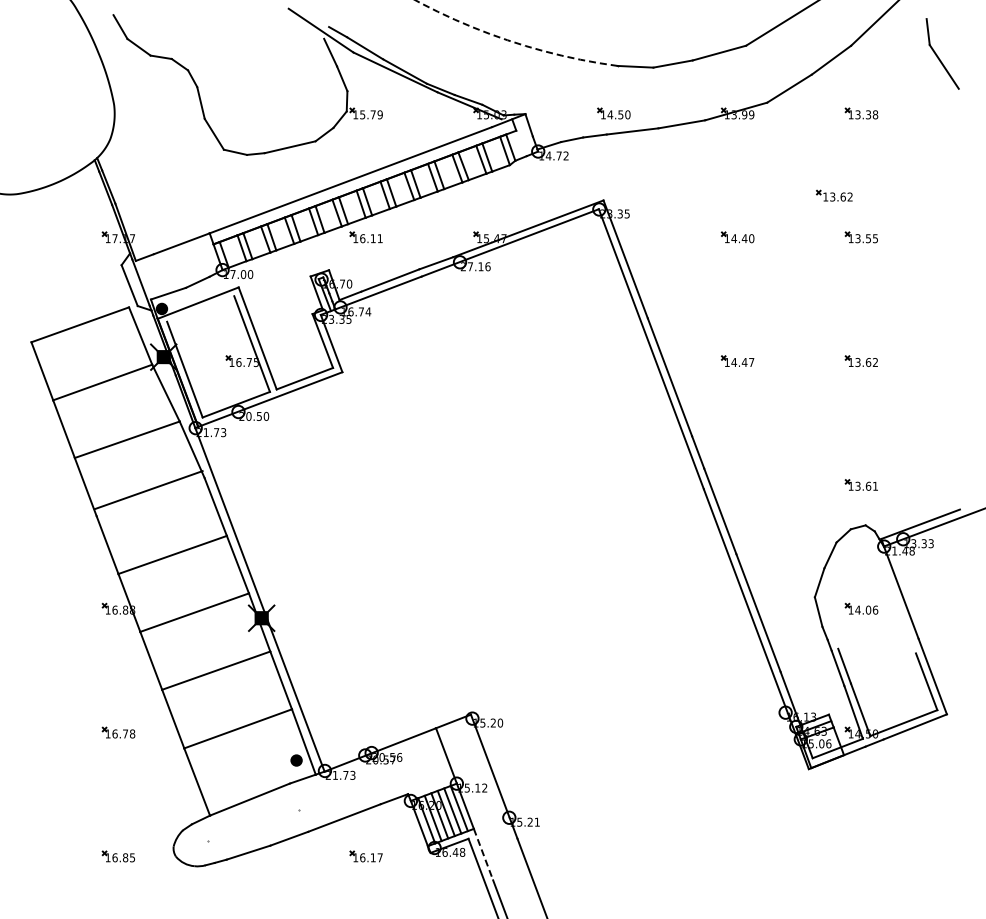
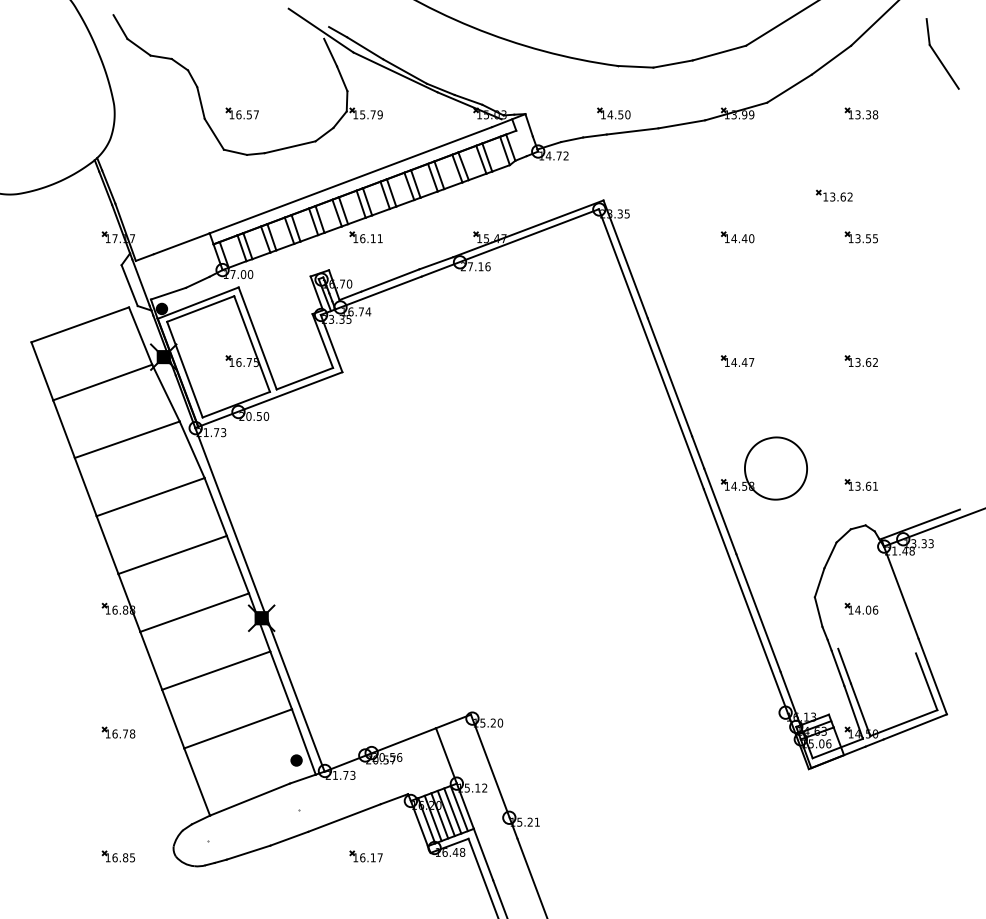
arc: dashed -> solid (512, 41)
part: none -> present (241, 113)
line: none -> present (200, 308)
part: none -> present (763, 468)
line position: (148, 490) -> (150, 497) (150, 497)
line: dashed -> solid (483, 855)
